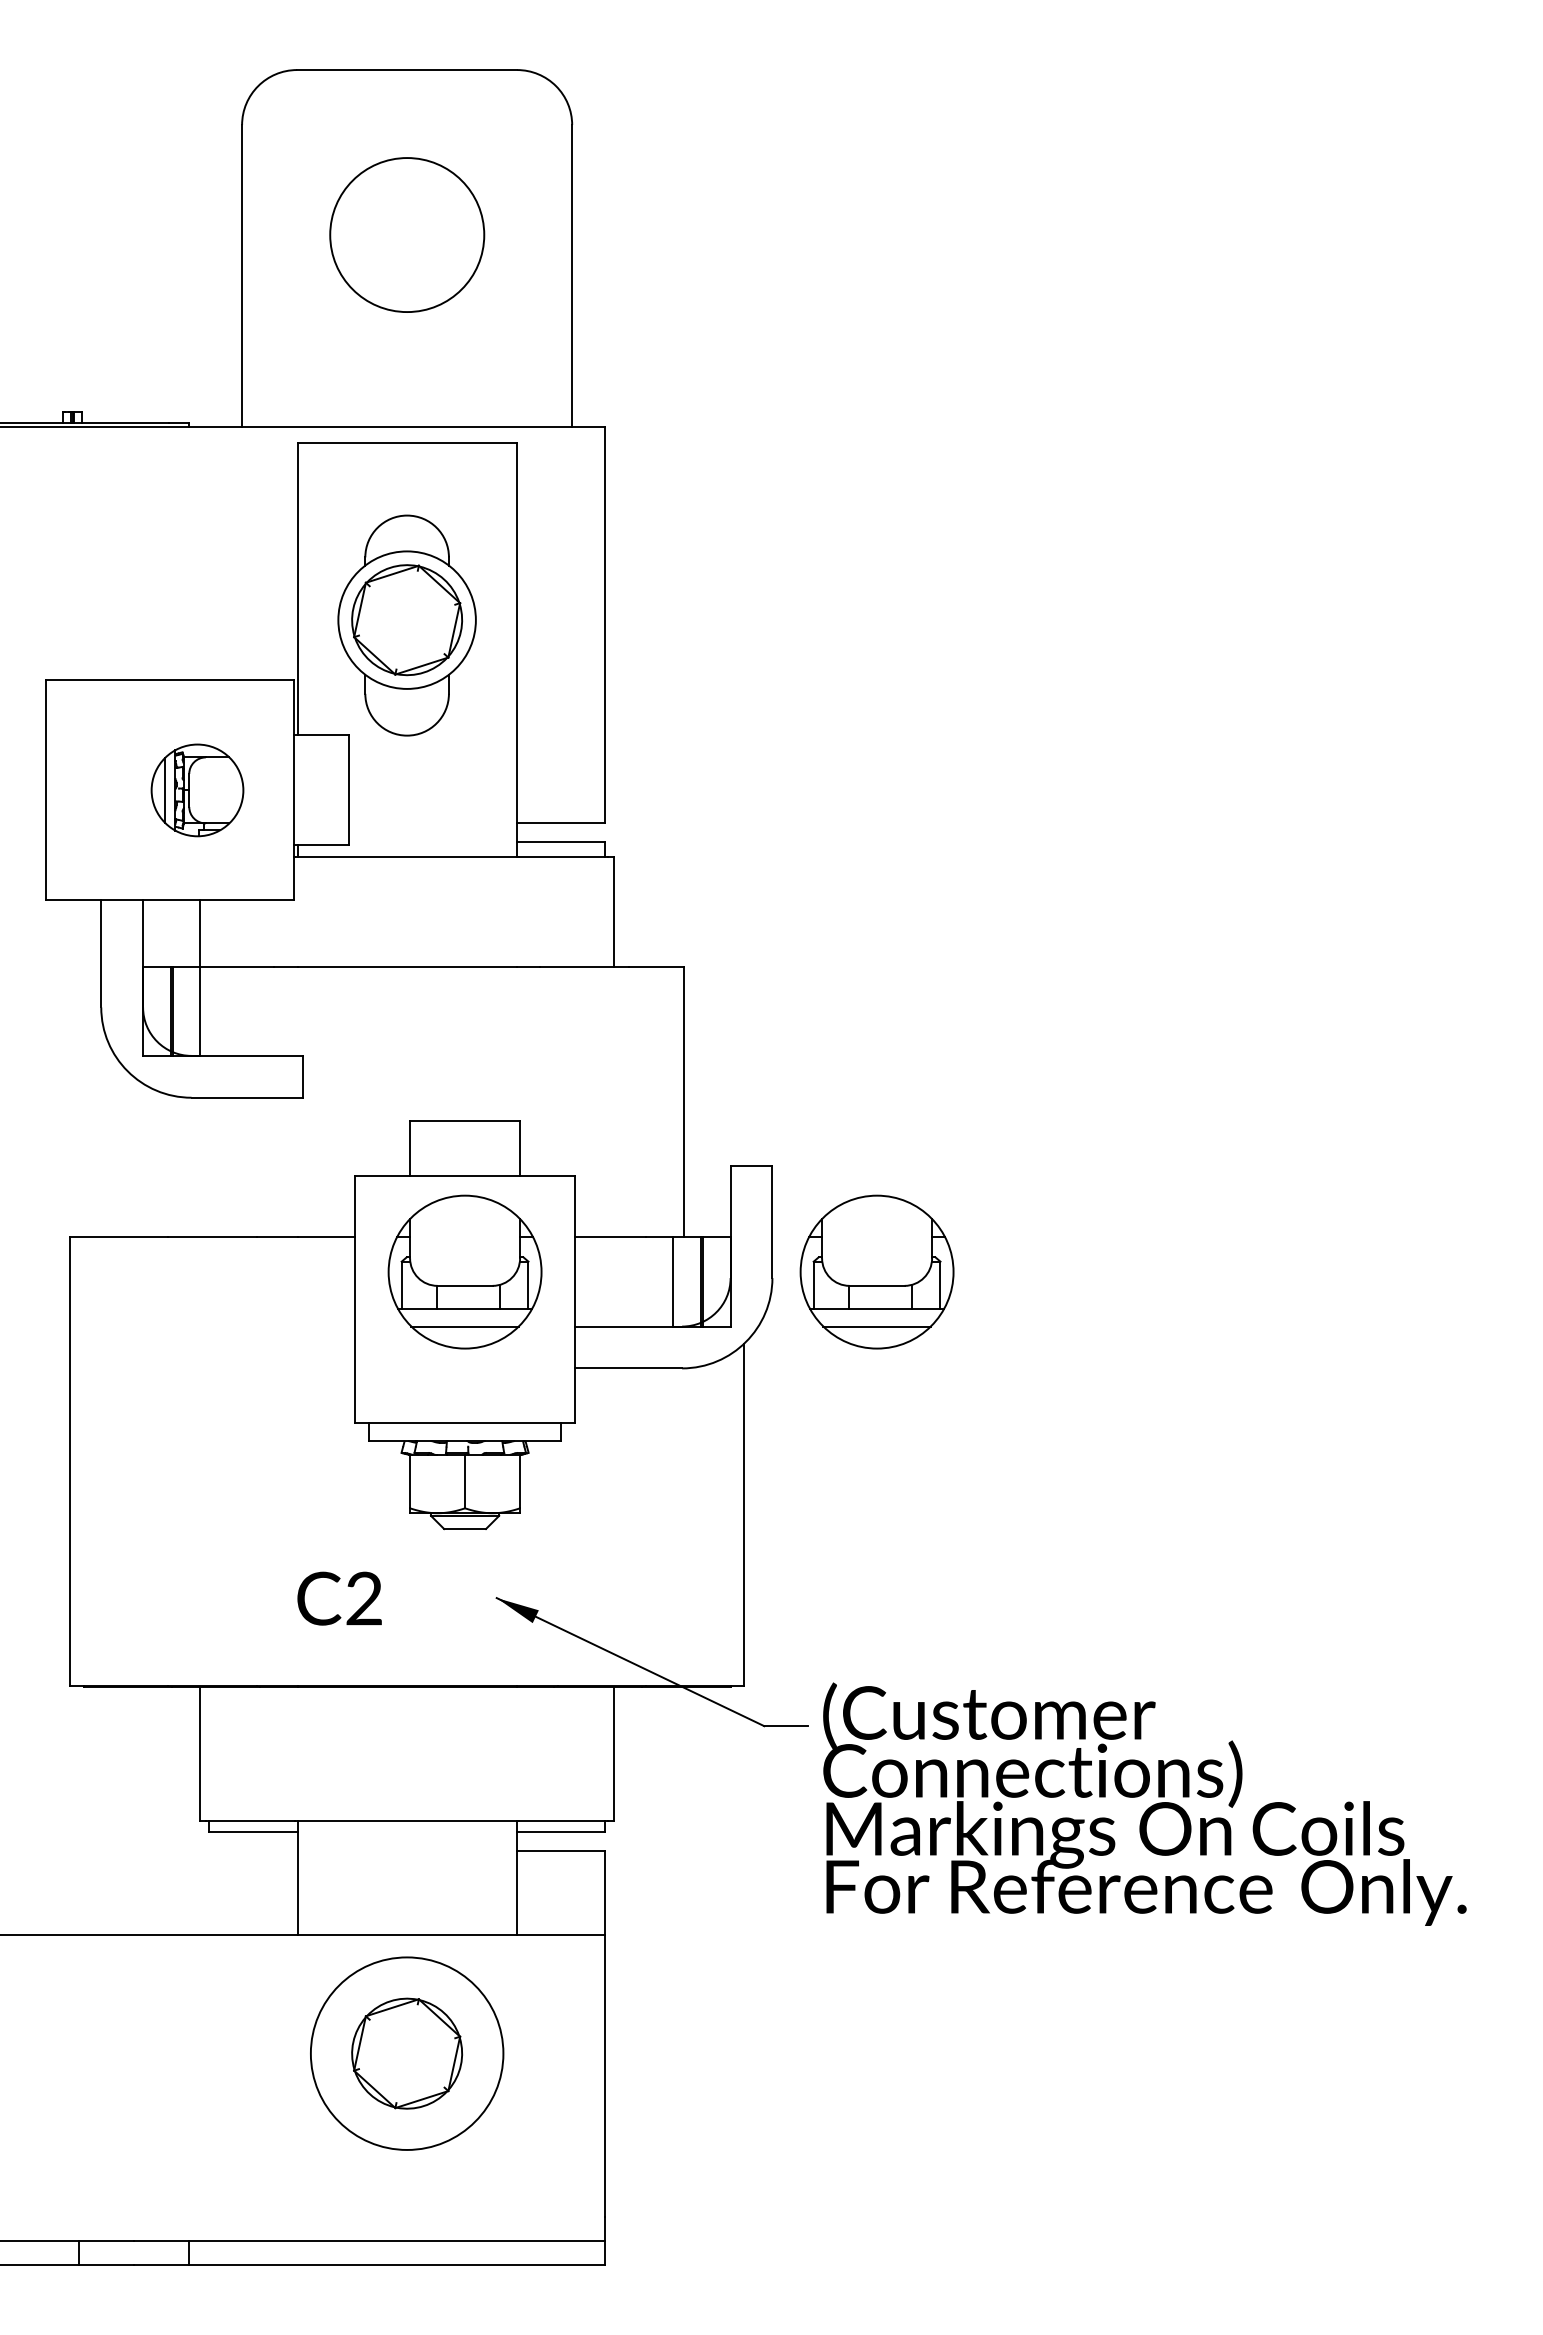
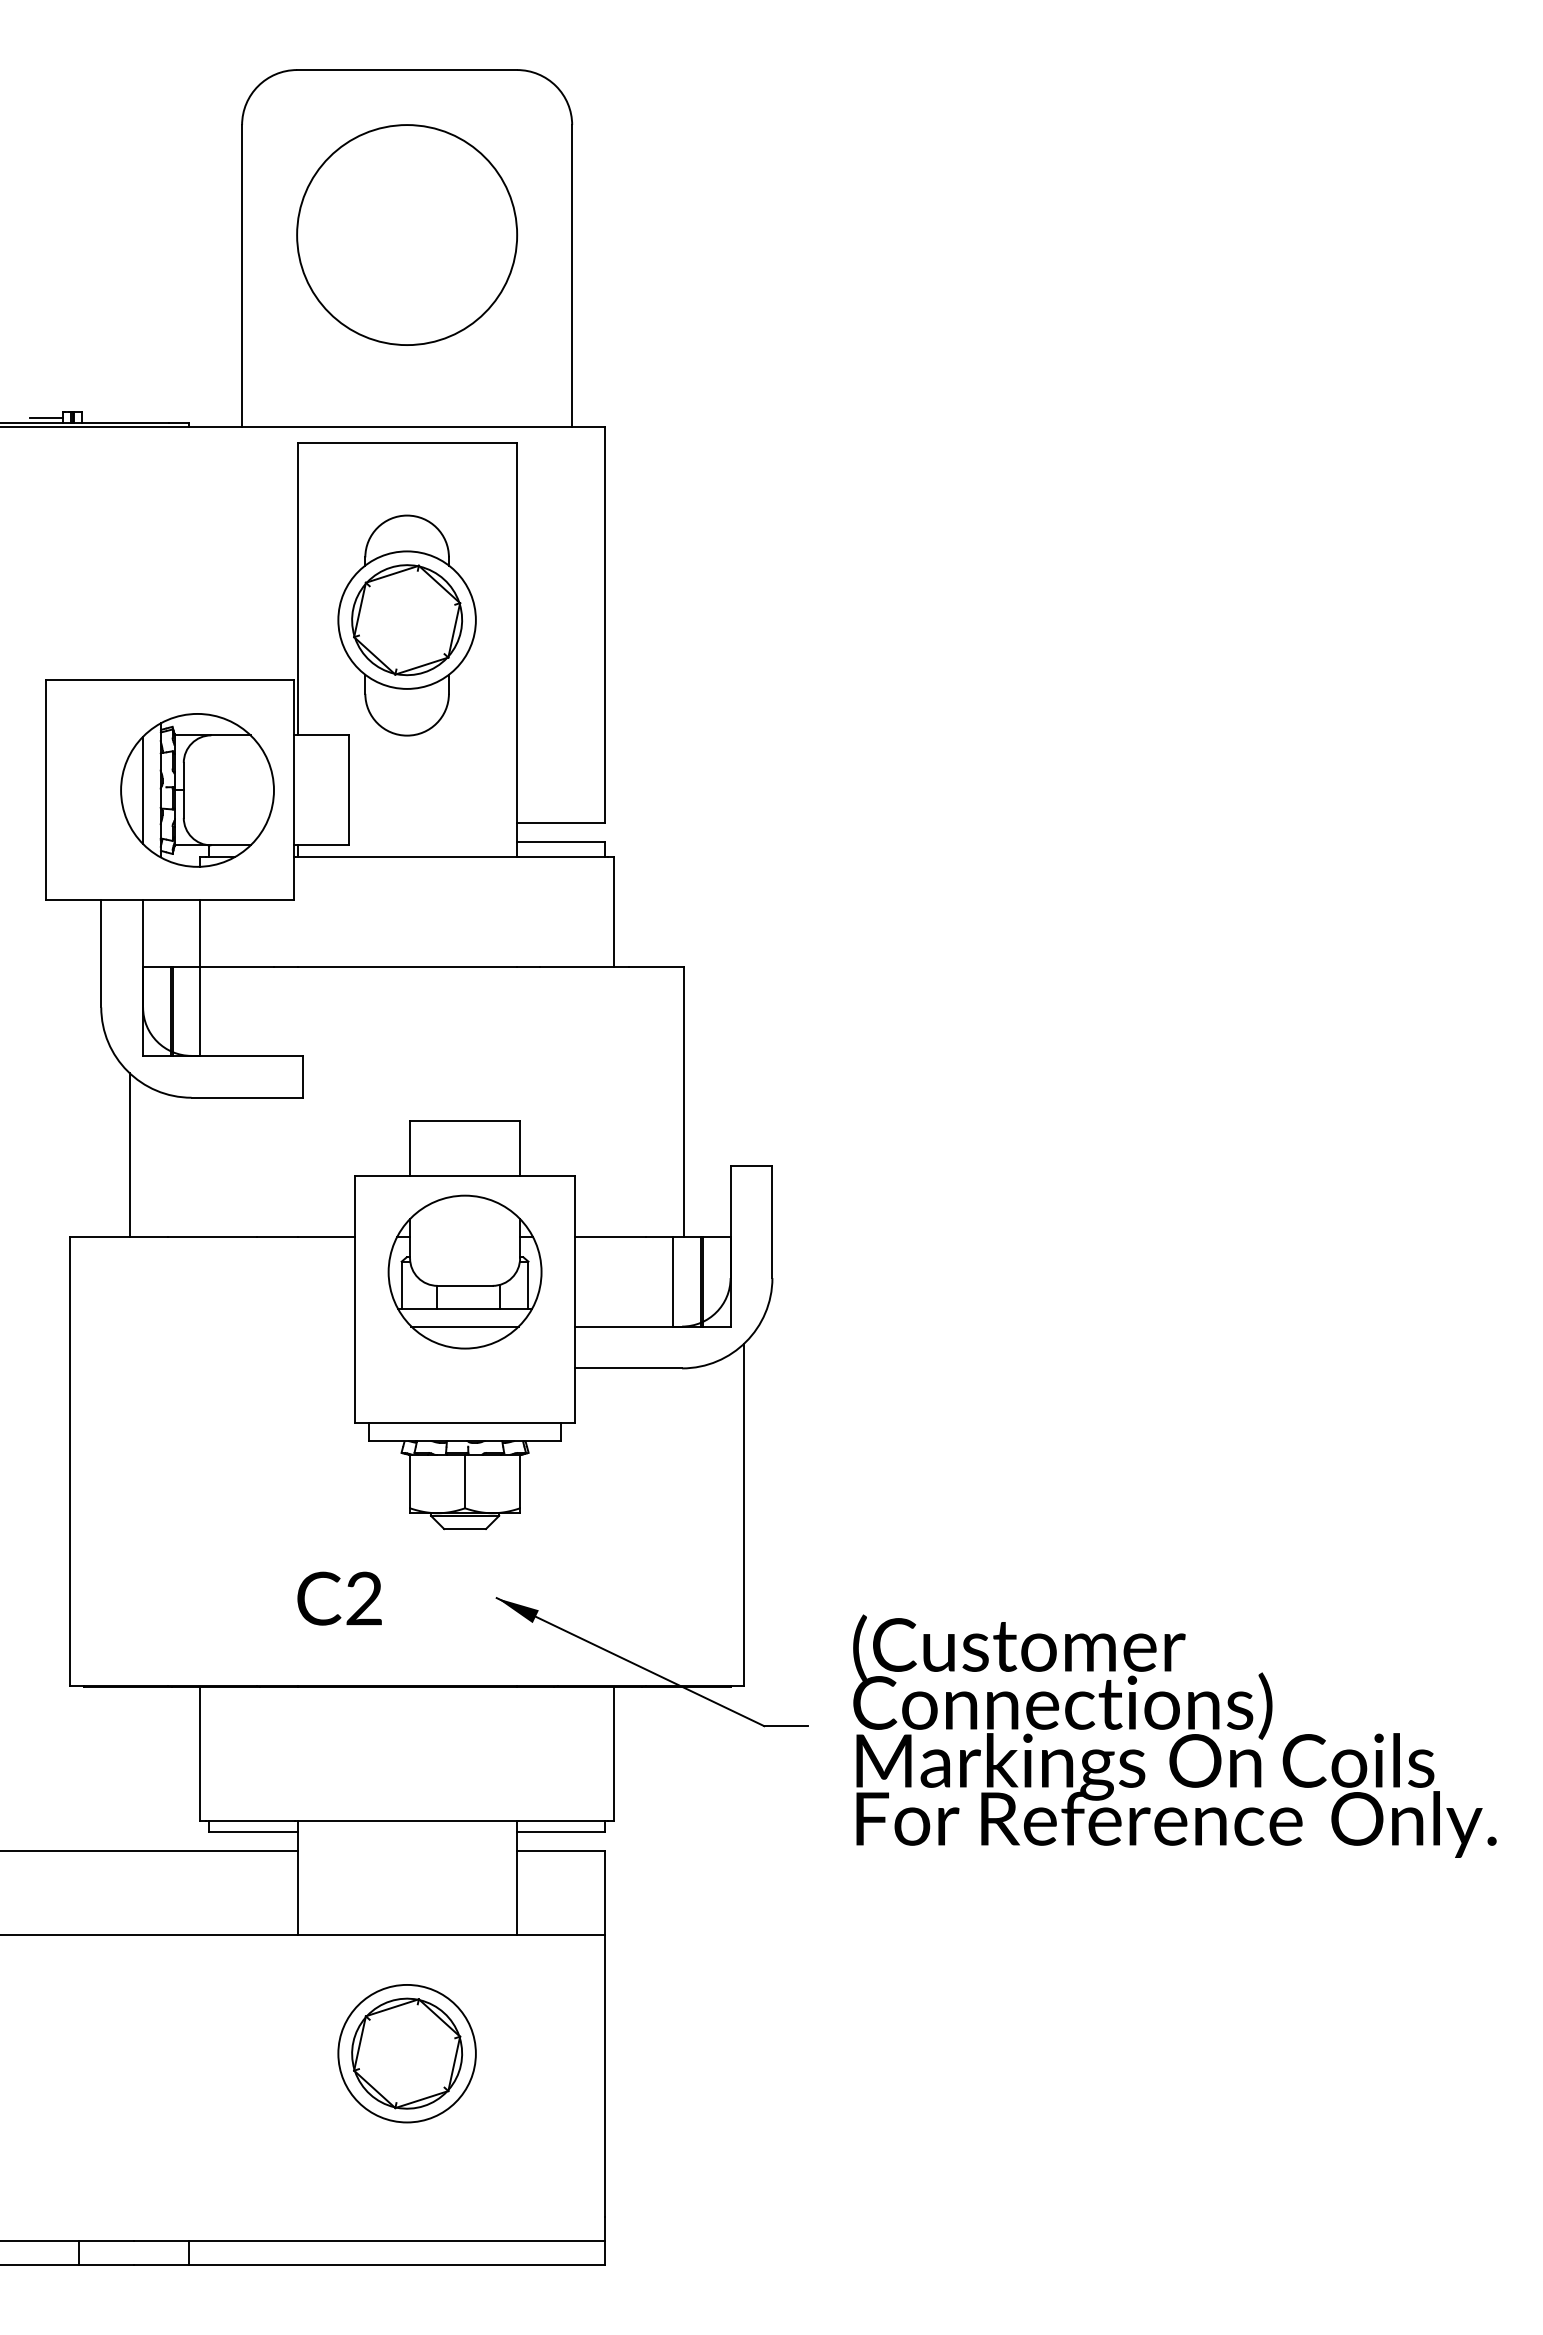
circle size: 157x156 px -> 223x222 px (407, 234)
line: none -> present (45, 418)
part size: 95x95 px -> 155x155 px (197, 790)
line: none -> present (129, 1155)
part: present -> none (876, 1271)
text position: (1144, 1803) -> (1174, 1735) (1174, 1735)
line: none -> present (149, 1850)
circle diameter: 193 px -> 138 px (406, 2053)
